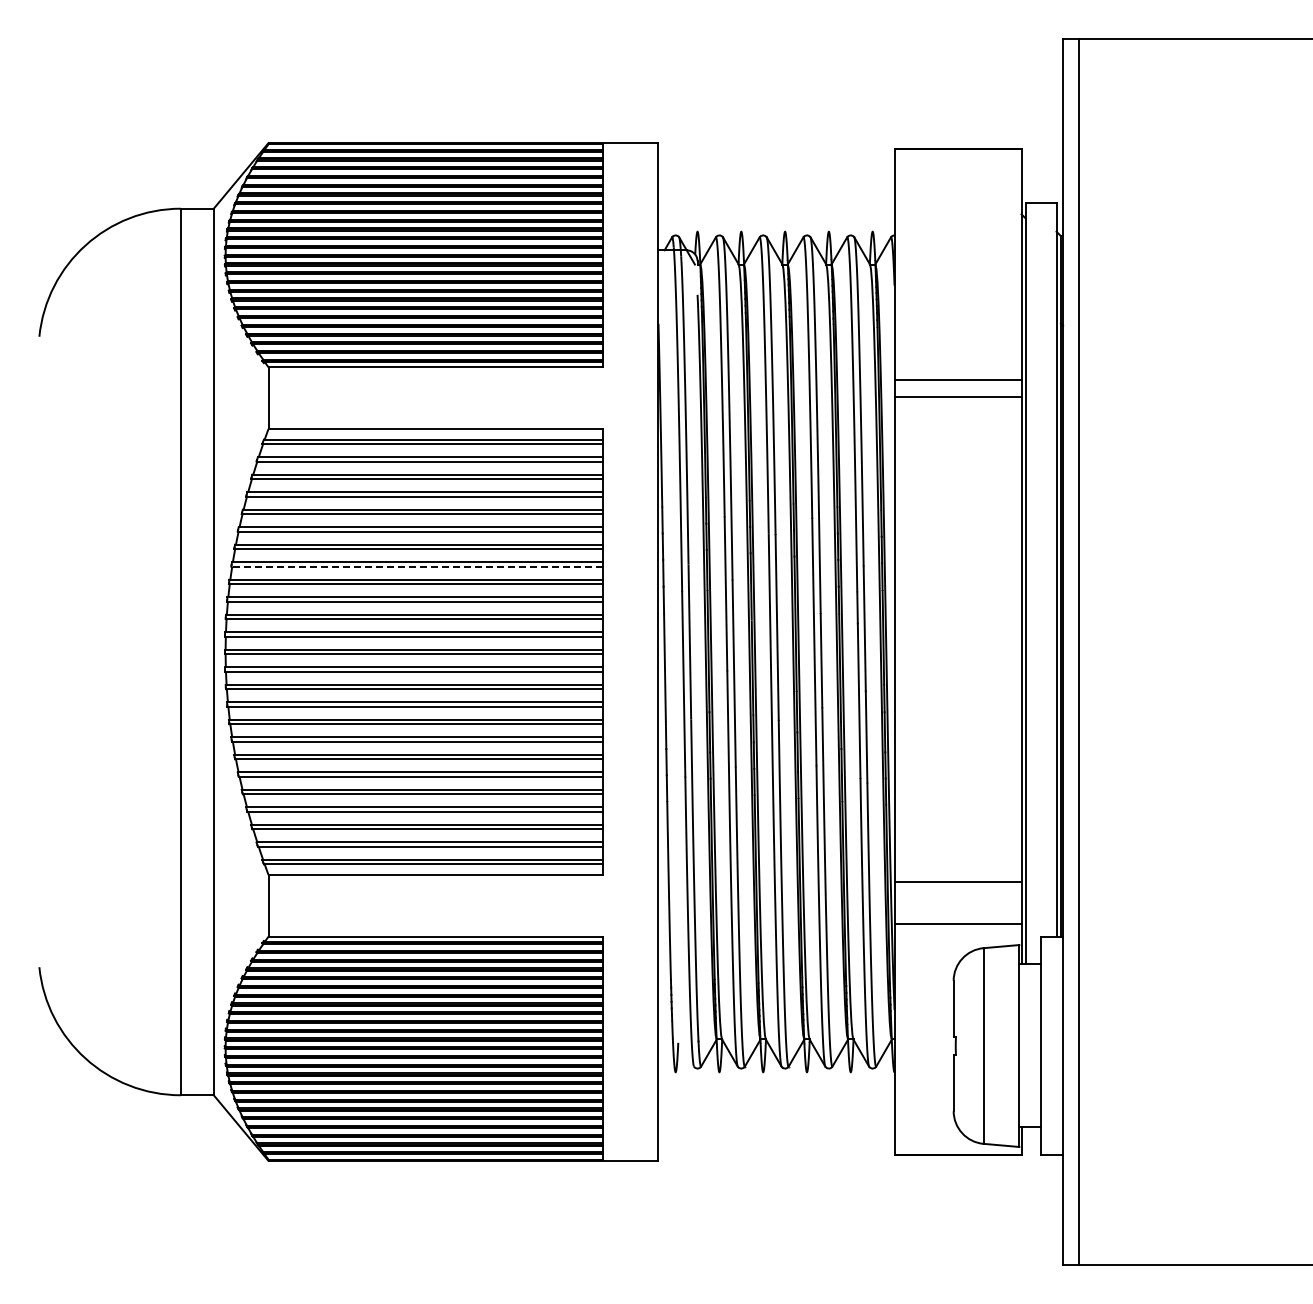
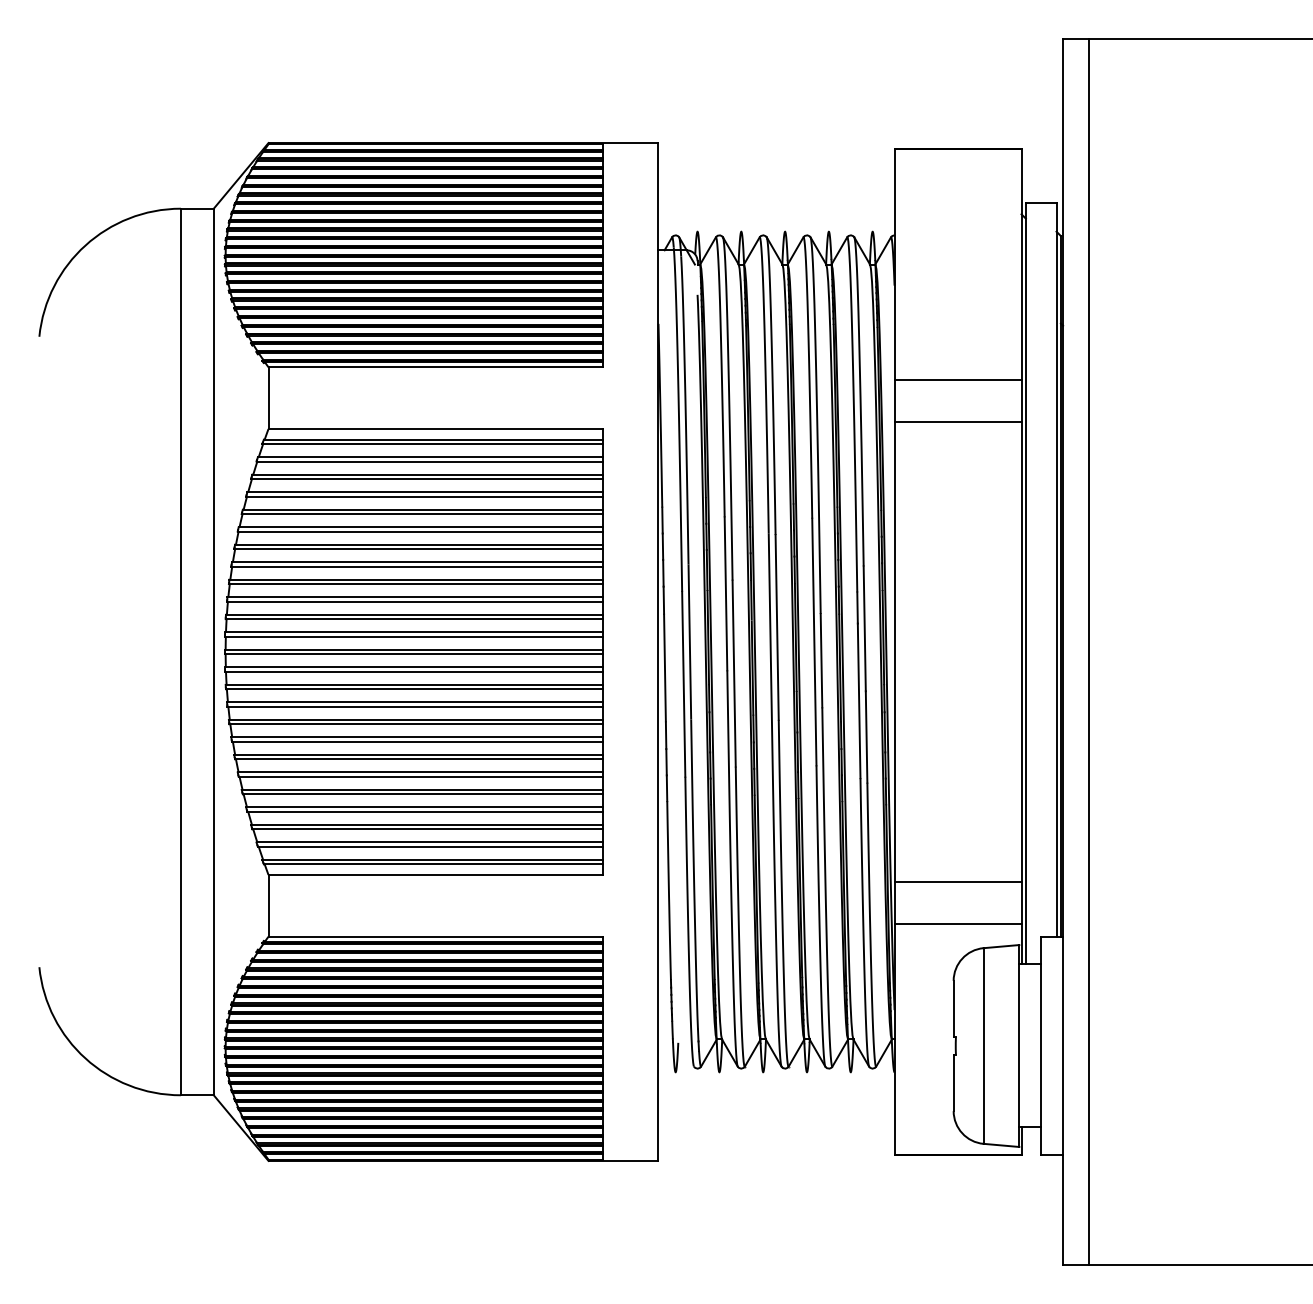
line position: (957, 396) -> (957, 421) (957, 421)
line: dashed -> solid (416, 566)
line position: (1079, 651) -> (1089, 651) (1089, 651)
